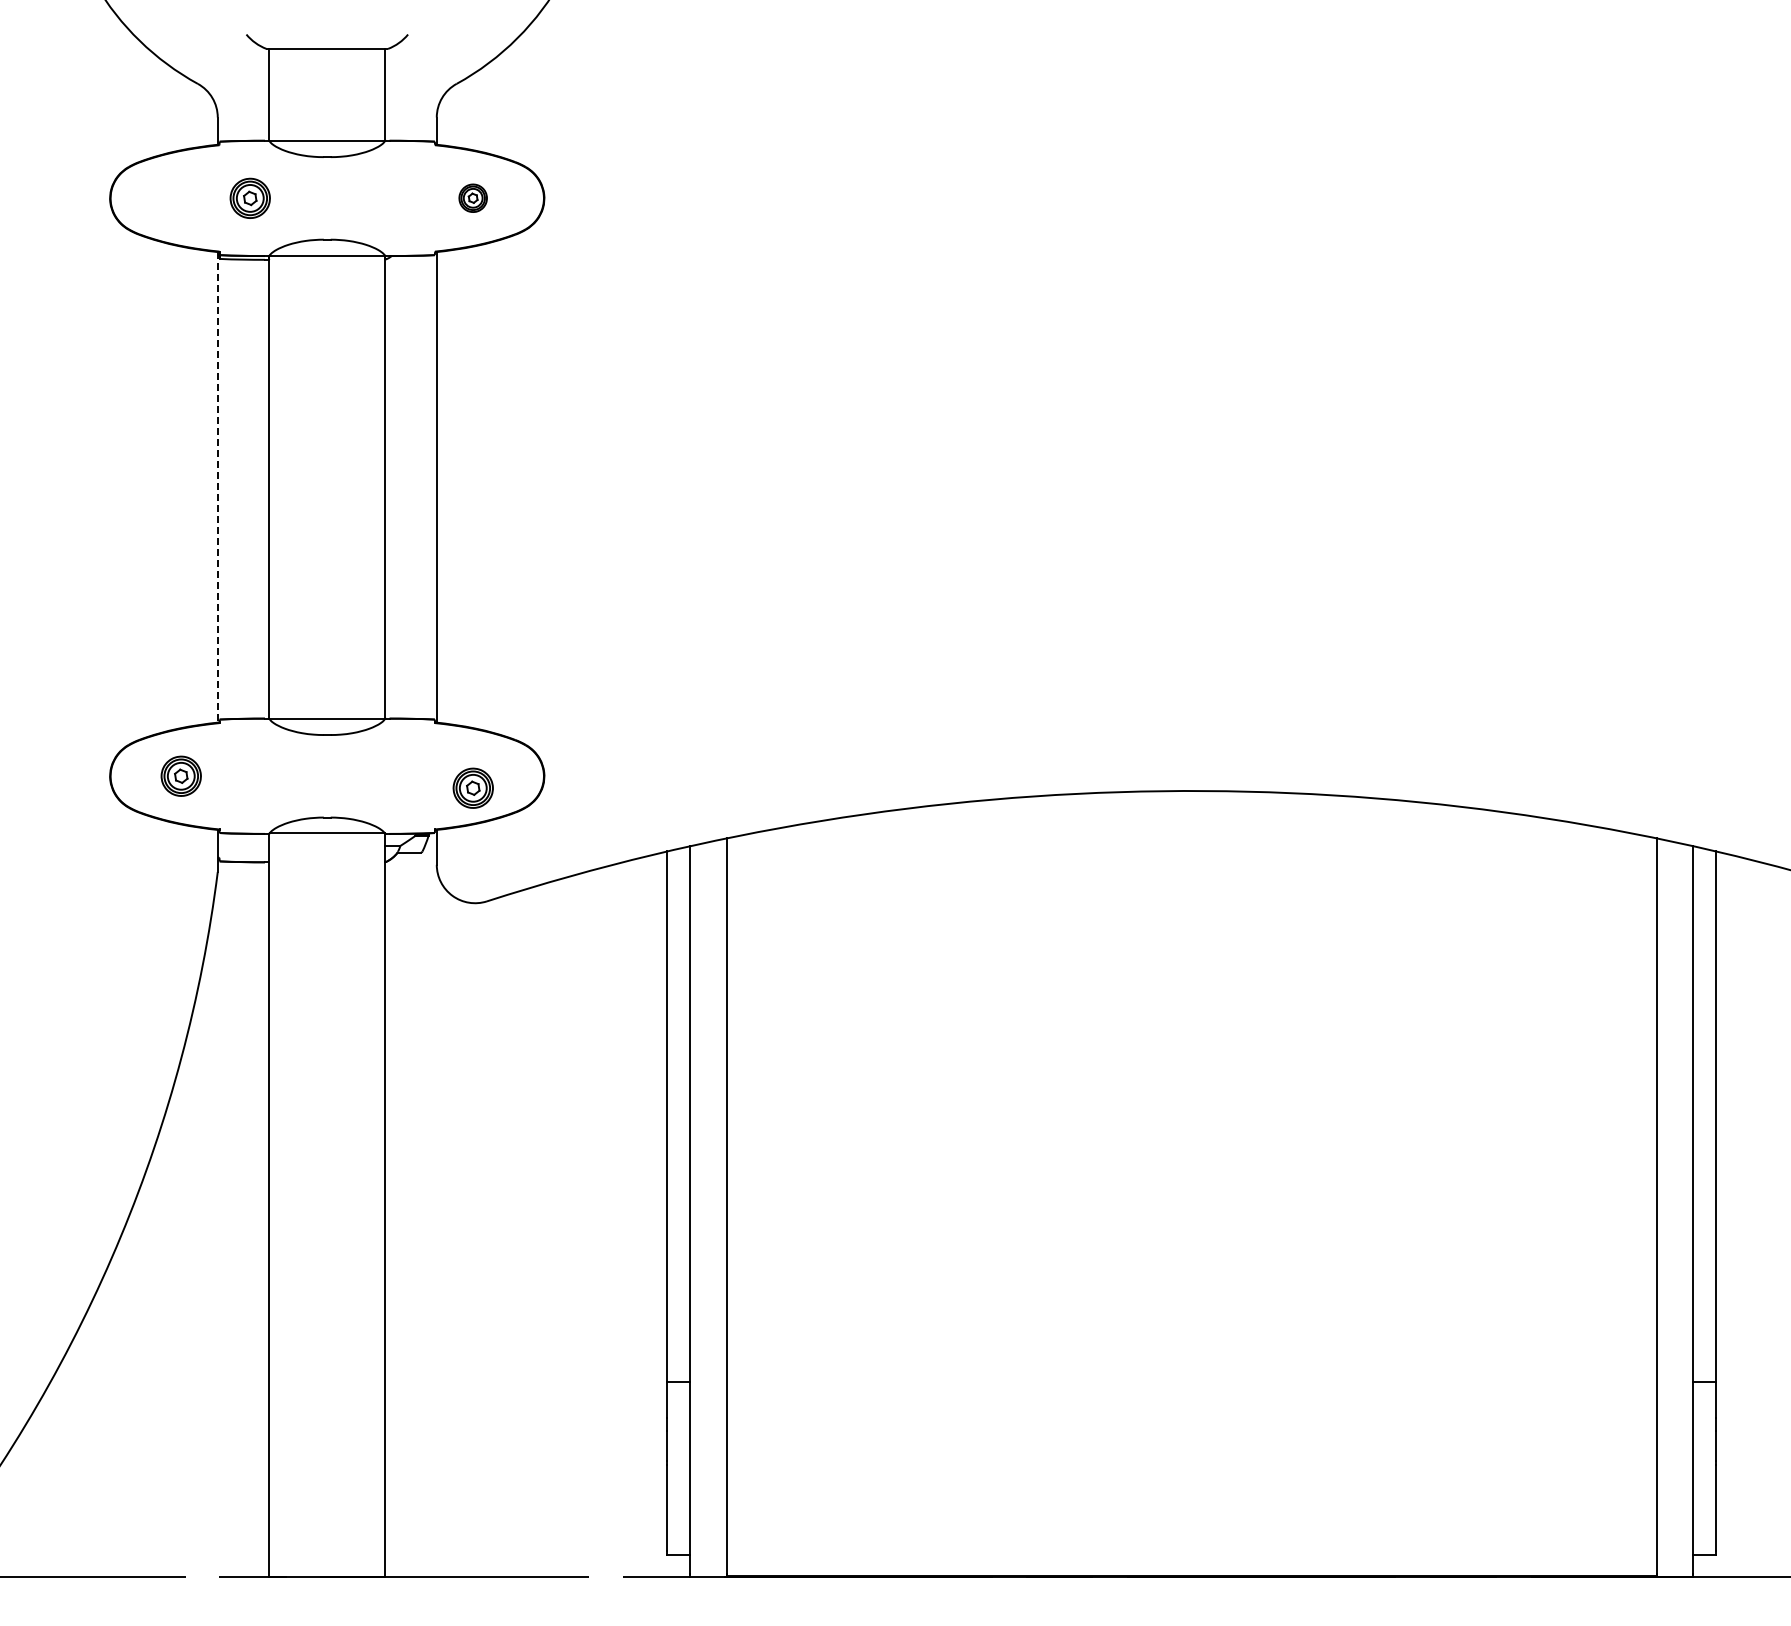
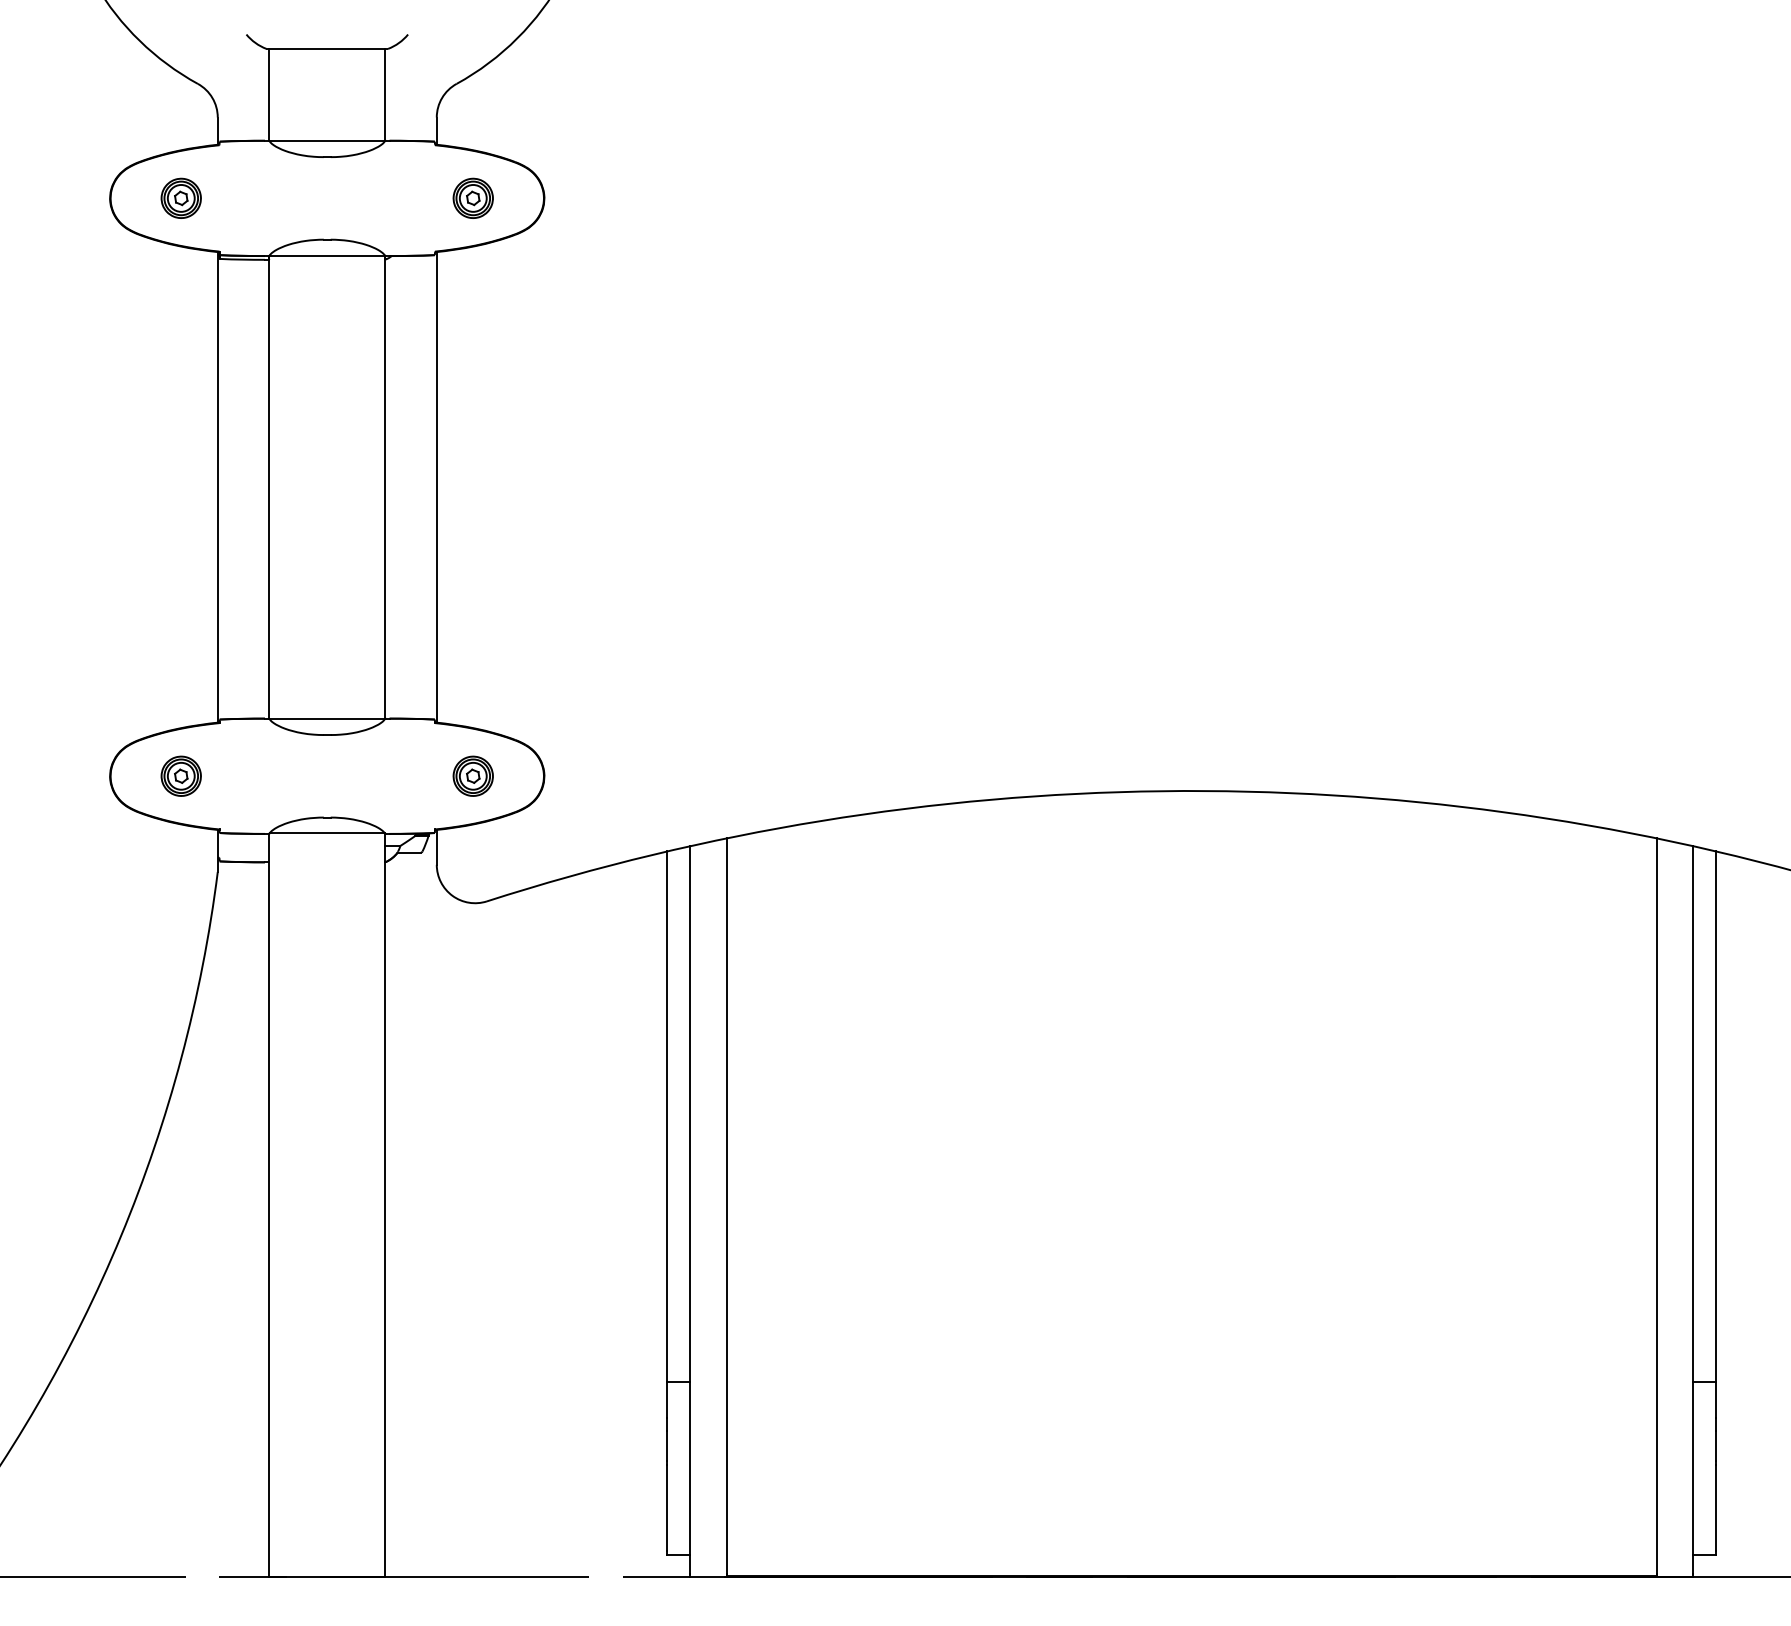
part position: (249, 197) -> (180, 197) (180, 197)
part size: 30x30 px -> 42x42 px (472, 197)
line: dashed -> solid (217, 487)
part position: (472, 787) -> (472, 775) (472, 775)
